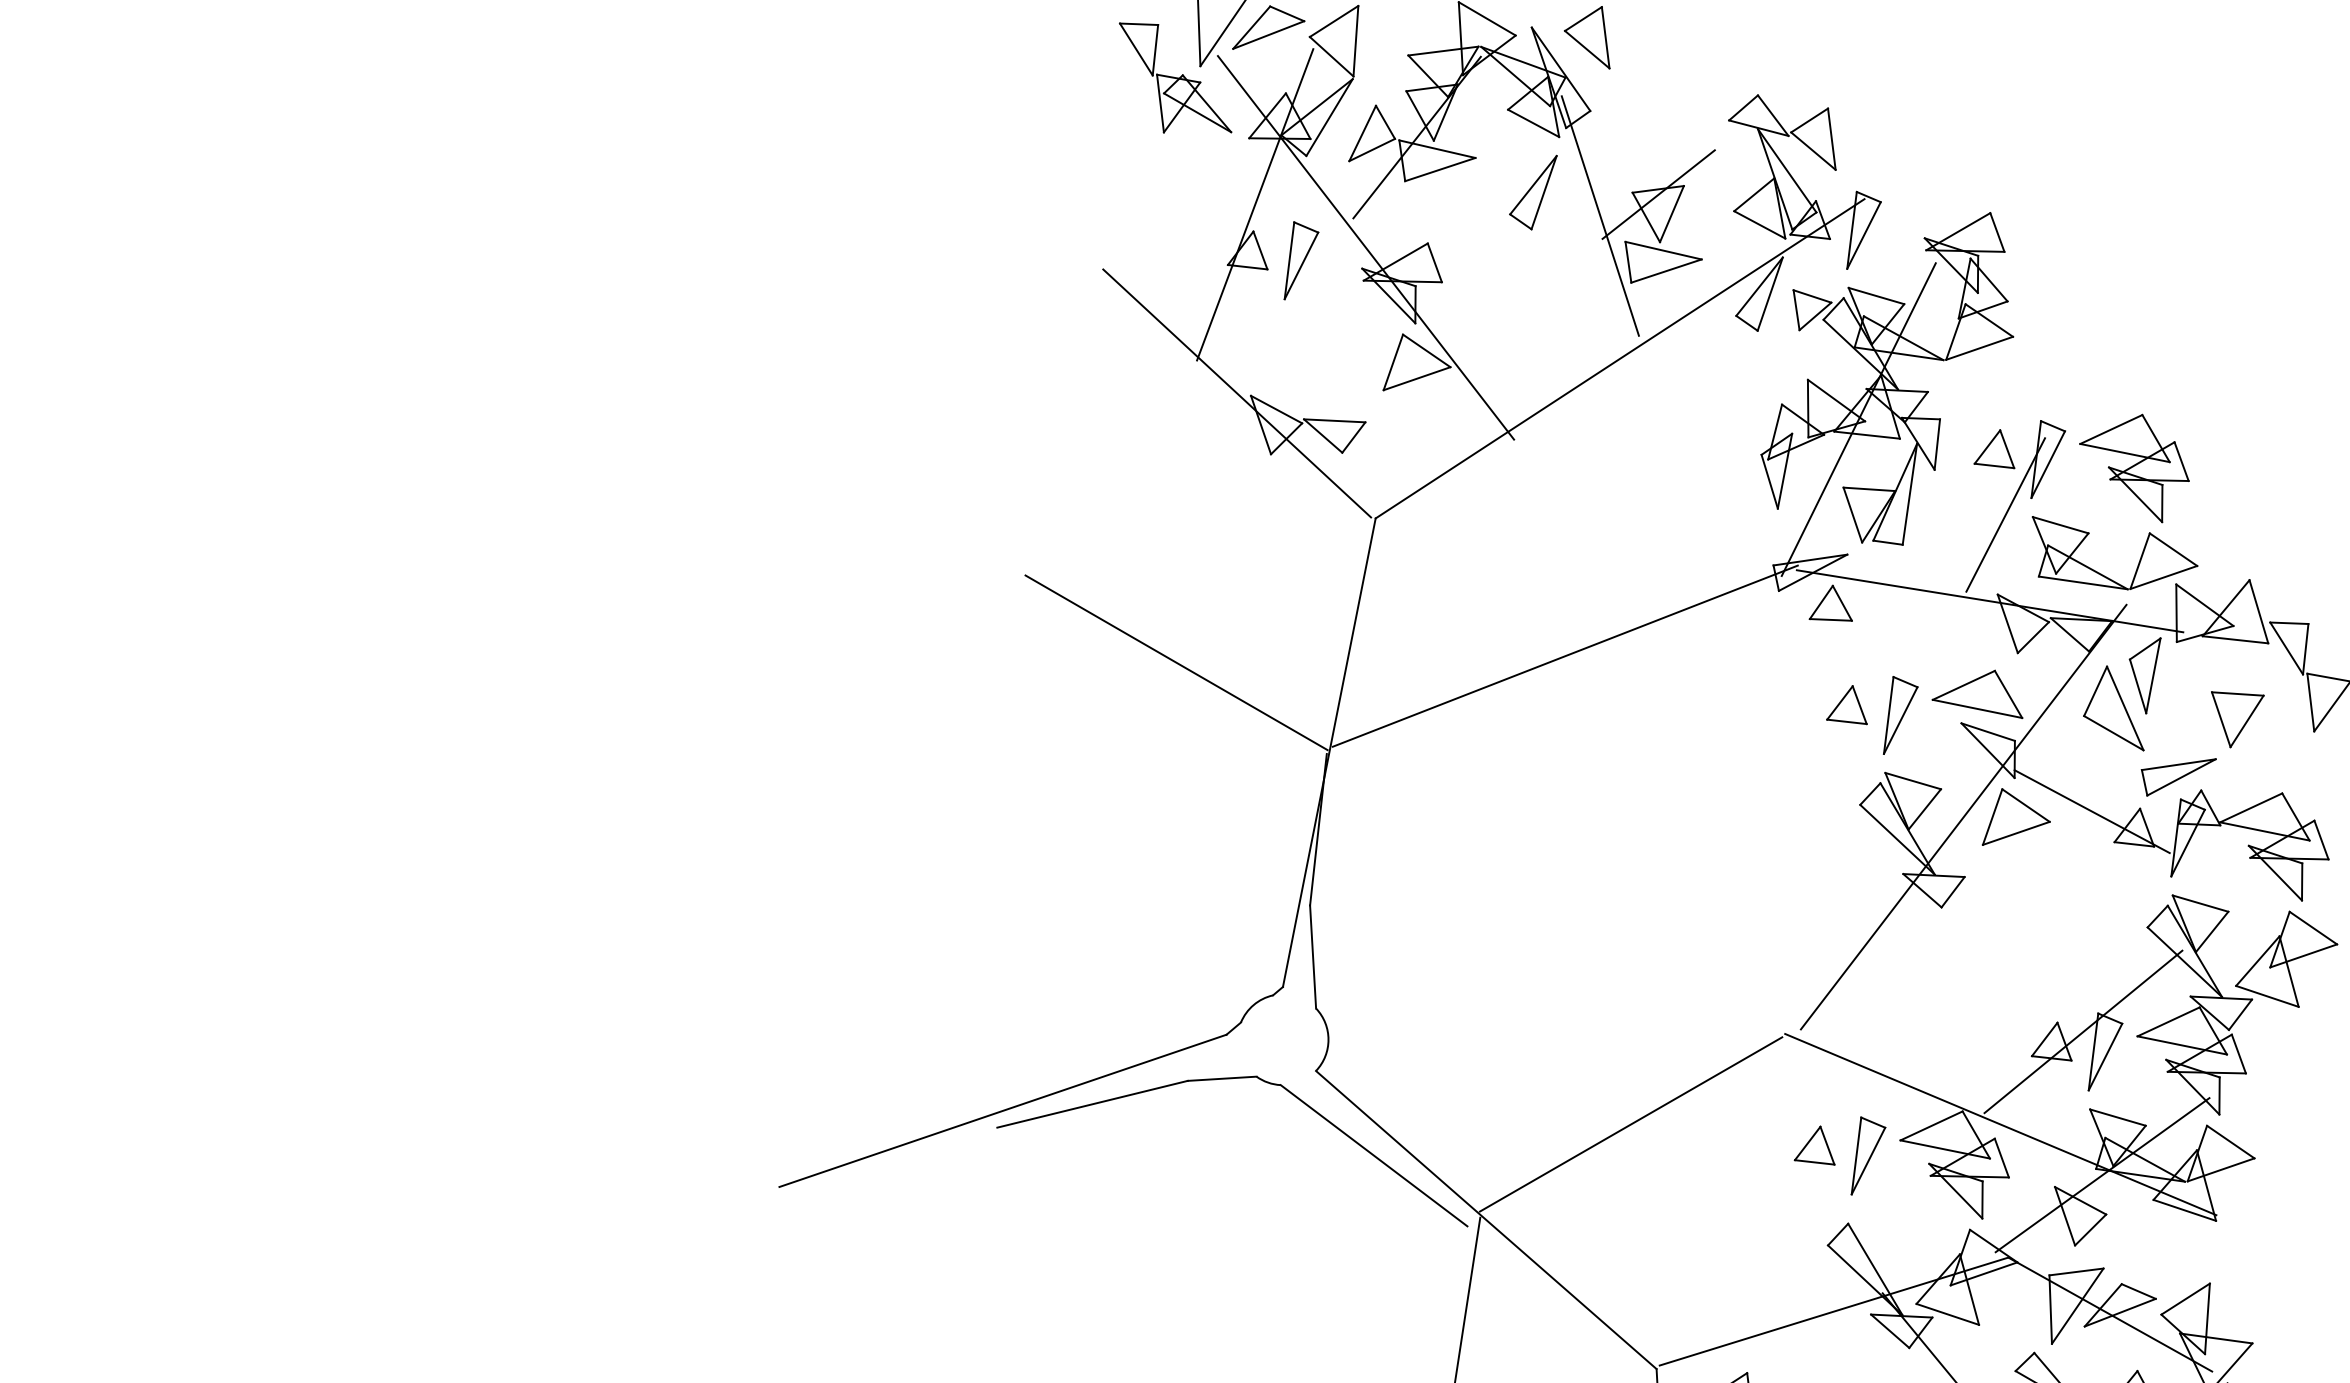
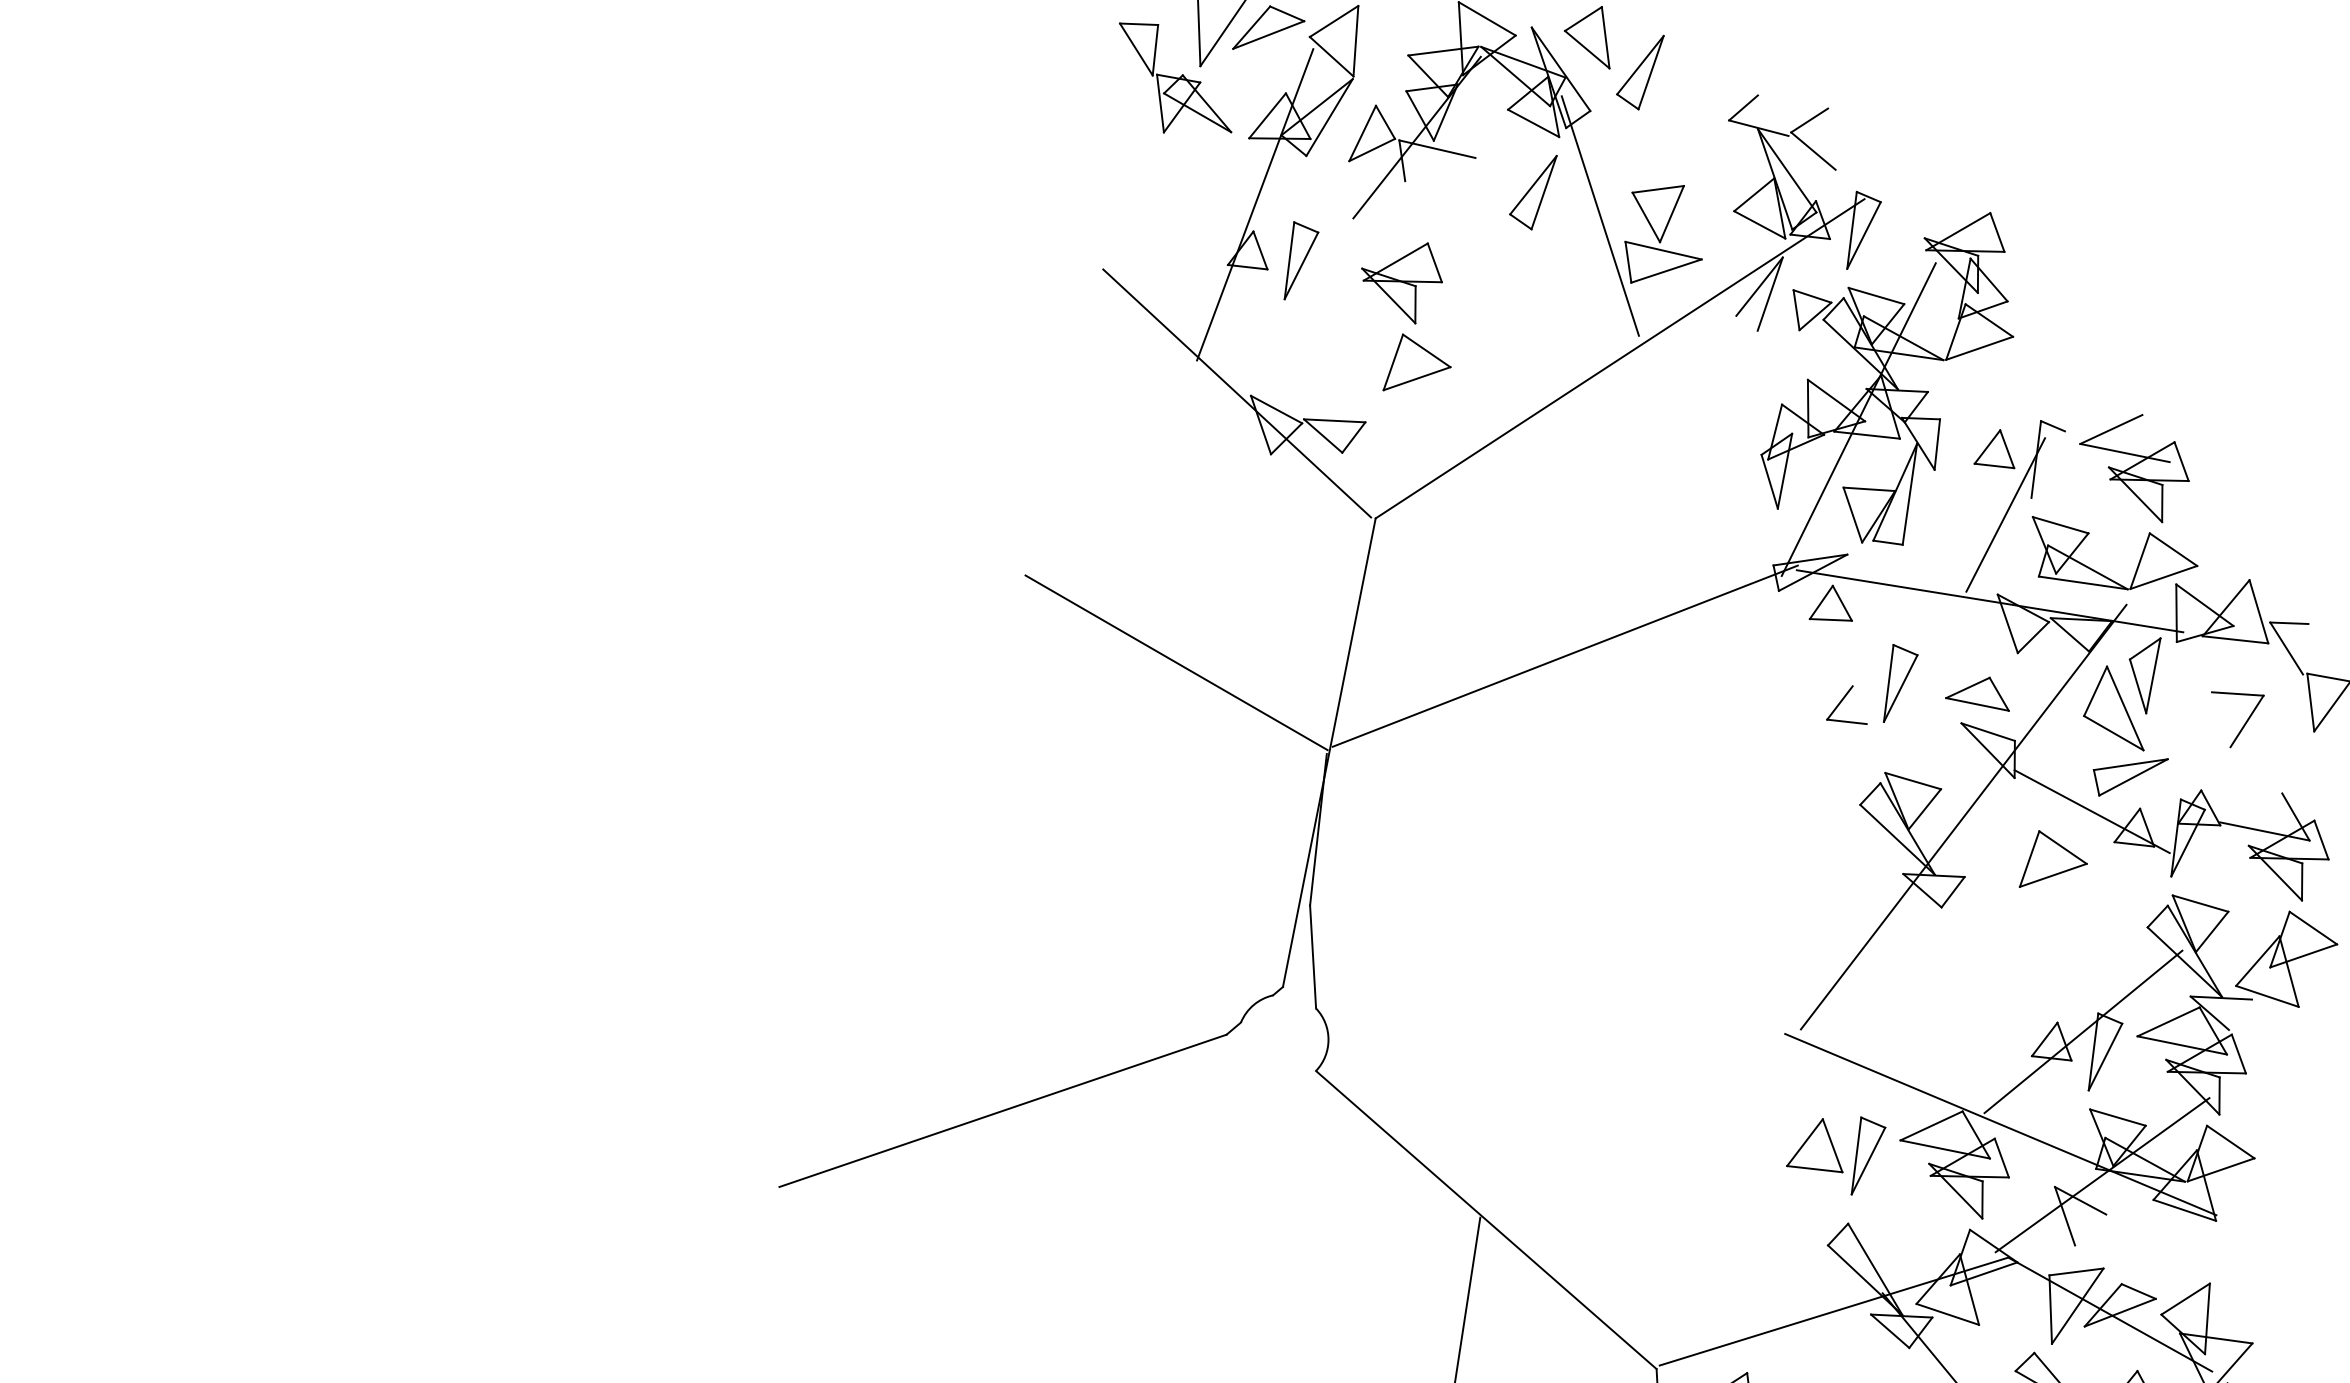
part: none -> present (1640, 72)
line: present -> none (1772, 115)
line: present -> none (1831, 138)
line: present -> none (1440, 169)
line: present -> none (1658, 194)
line: present -> none (1365, 247)
line: present -> none (1746, 322)
line: present -> none (2155, 438)
line: present -> none (2047, 464)
line: present -> none (2305, 649)
part size: 93x50 px -> 65x36 px (1977, 693)
line: present -> none (1859, 705)
part position: (1900, 715) -> (1900, 683) (1900, 683)
line: present -> none (2220, 719)
part position: (2178, 777) -> (2130, 777) (2130, 777)
line: present -> none (2251, 807)
part position: (2015, 816) -> (2052, 858) (2052, 858)
line: present -> none (2240, 1014)
part: present -> none (1231, 1079)
line: present -> none (1630, 1124)
part size: 43x41 px -> 58x56 px (1814, 1145)
line: present -> none (2090, 1229)
